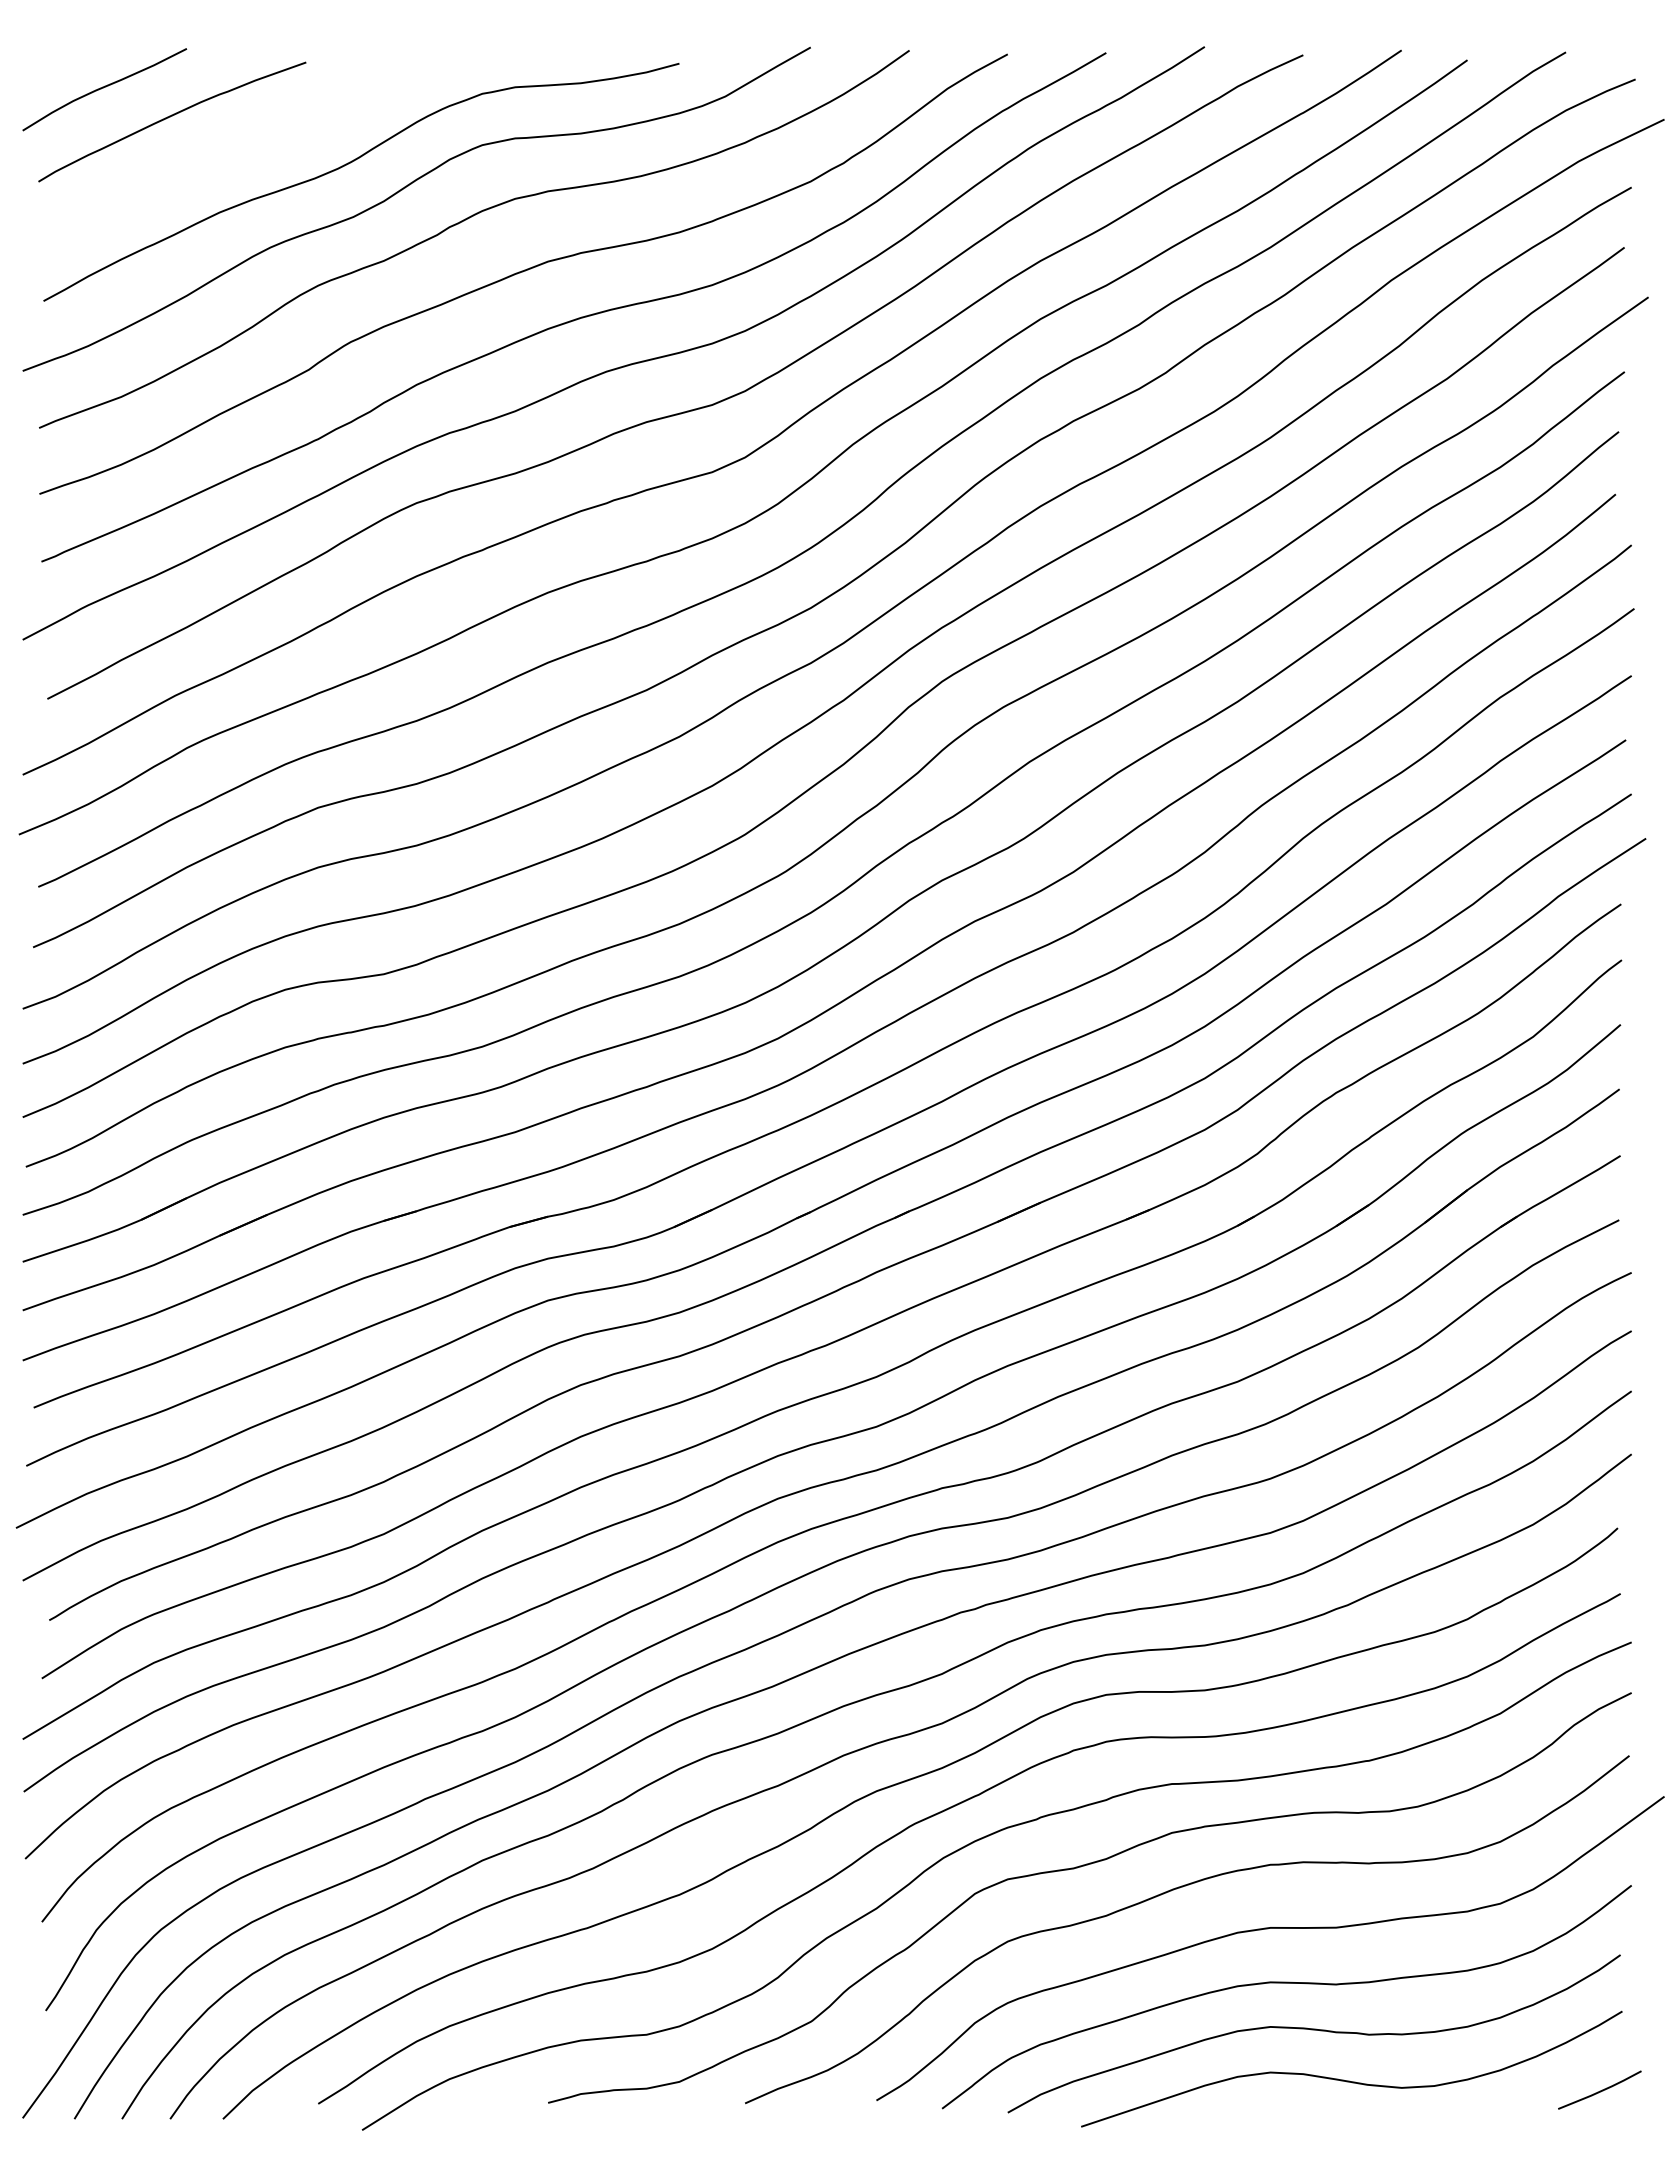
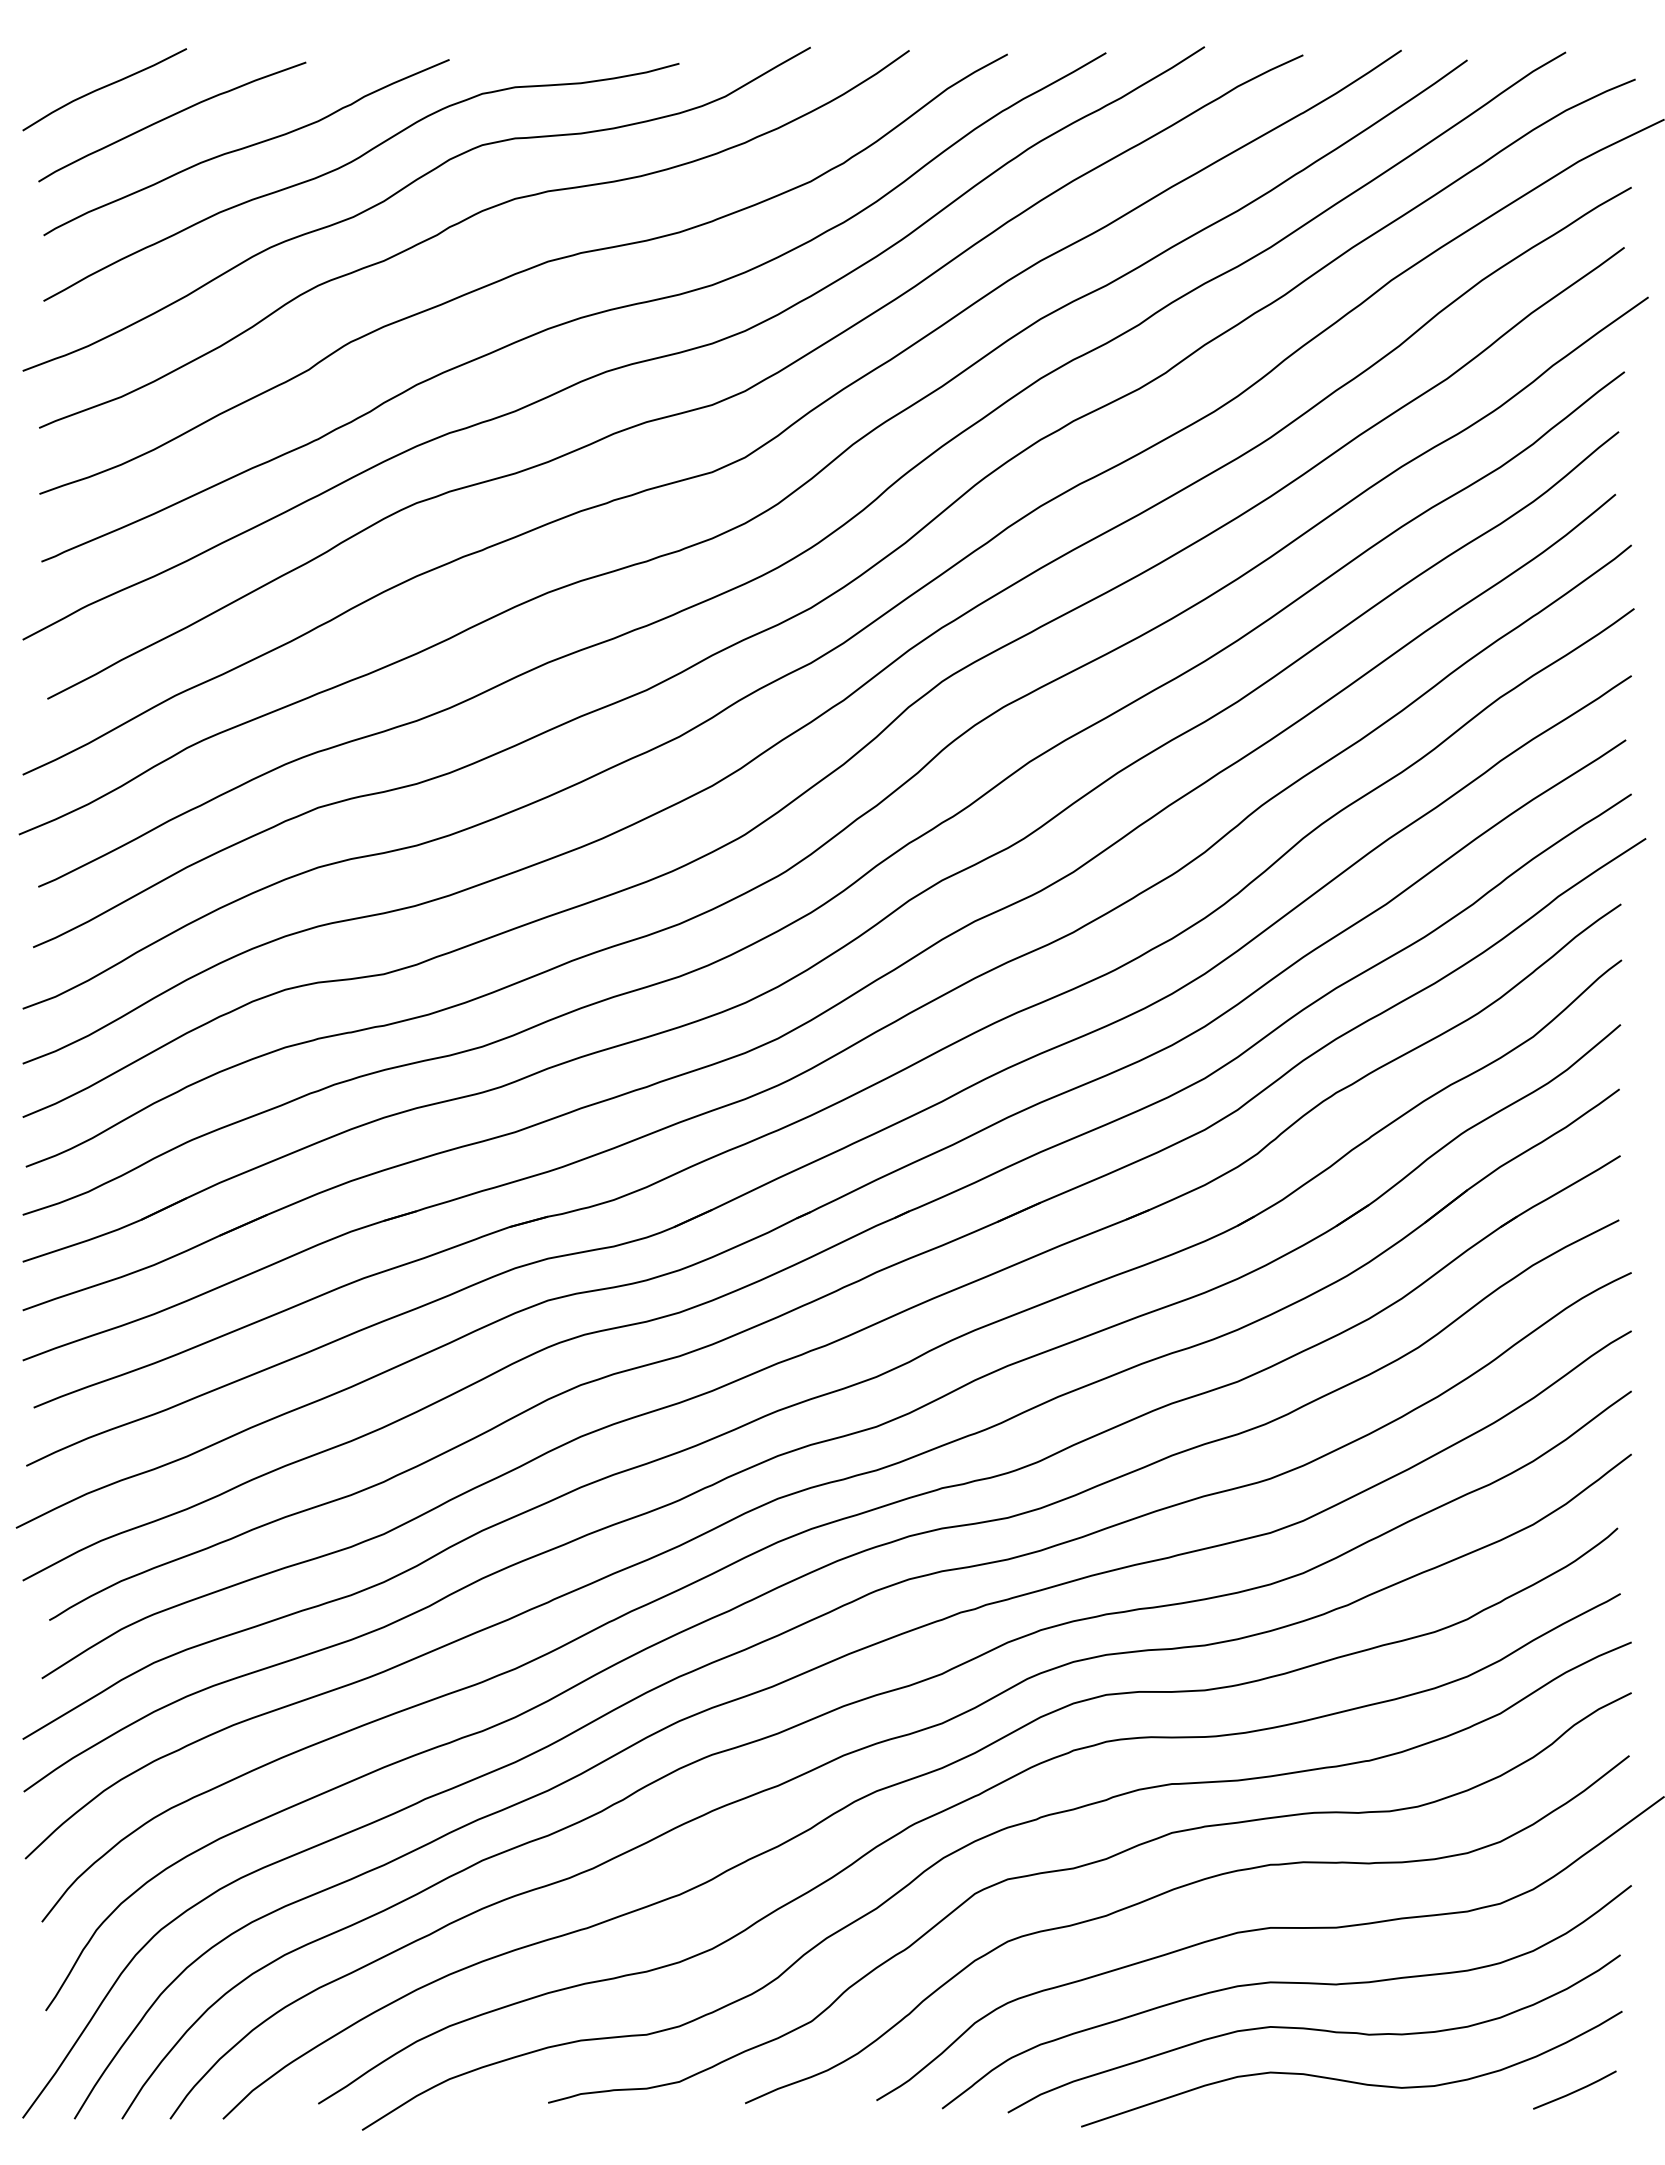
curve: none -> present (246, 147)
line position: (1600, 2090) -> (1575, 2090) (1575, 2090)
